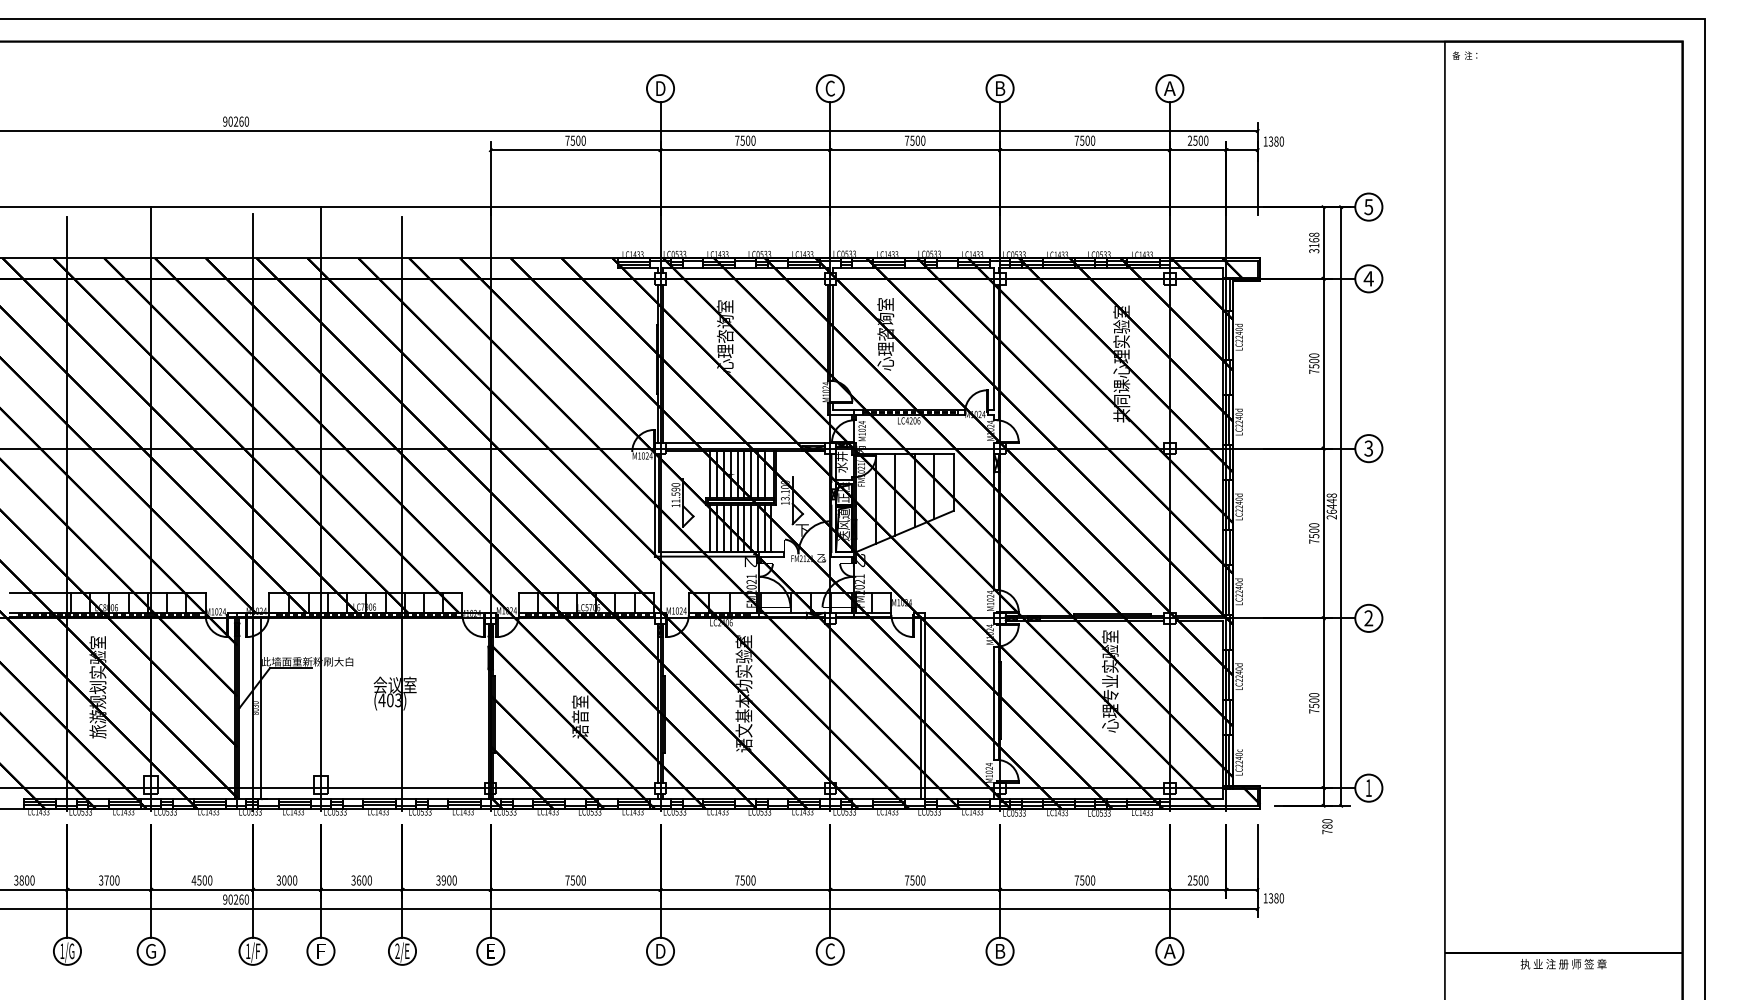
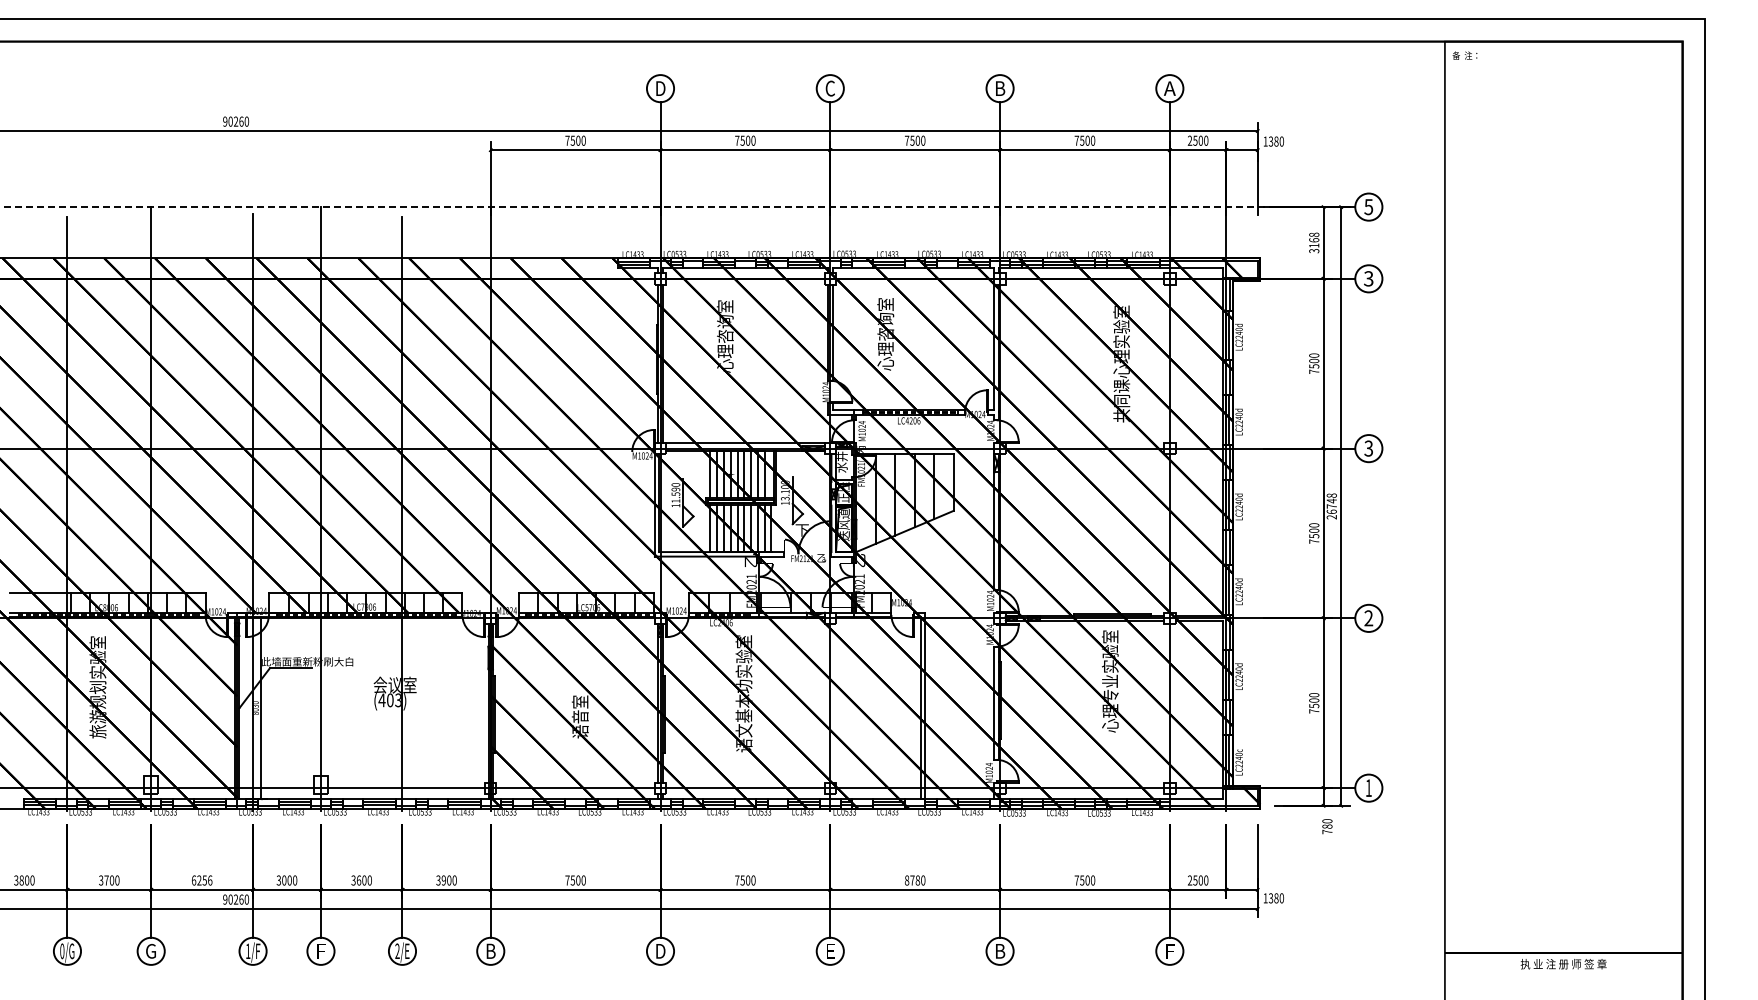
line: solid -> dashed (640, 207)
text: 4 -> 3 (1368, 278)
text: 26448 -> 26748 (1331, 506)
text: 4500 -> 6256 (201, 880)
text: 7500 -> 8780 (912, 880)
text: E -> B (490, 950)
text: 1/G -> 0/G (62, 951)
text: C -> E (829, 951)
text: A -> F (1169, 951)
